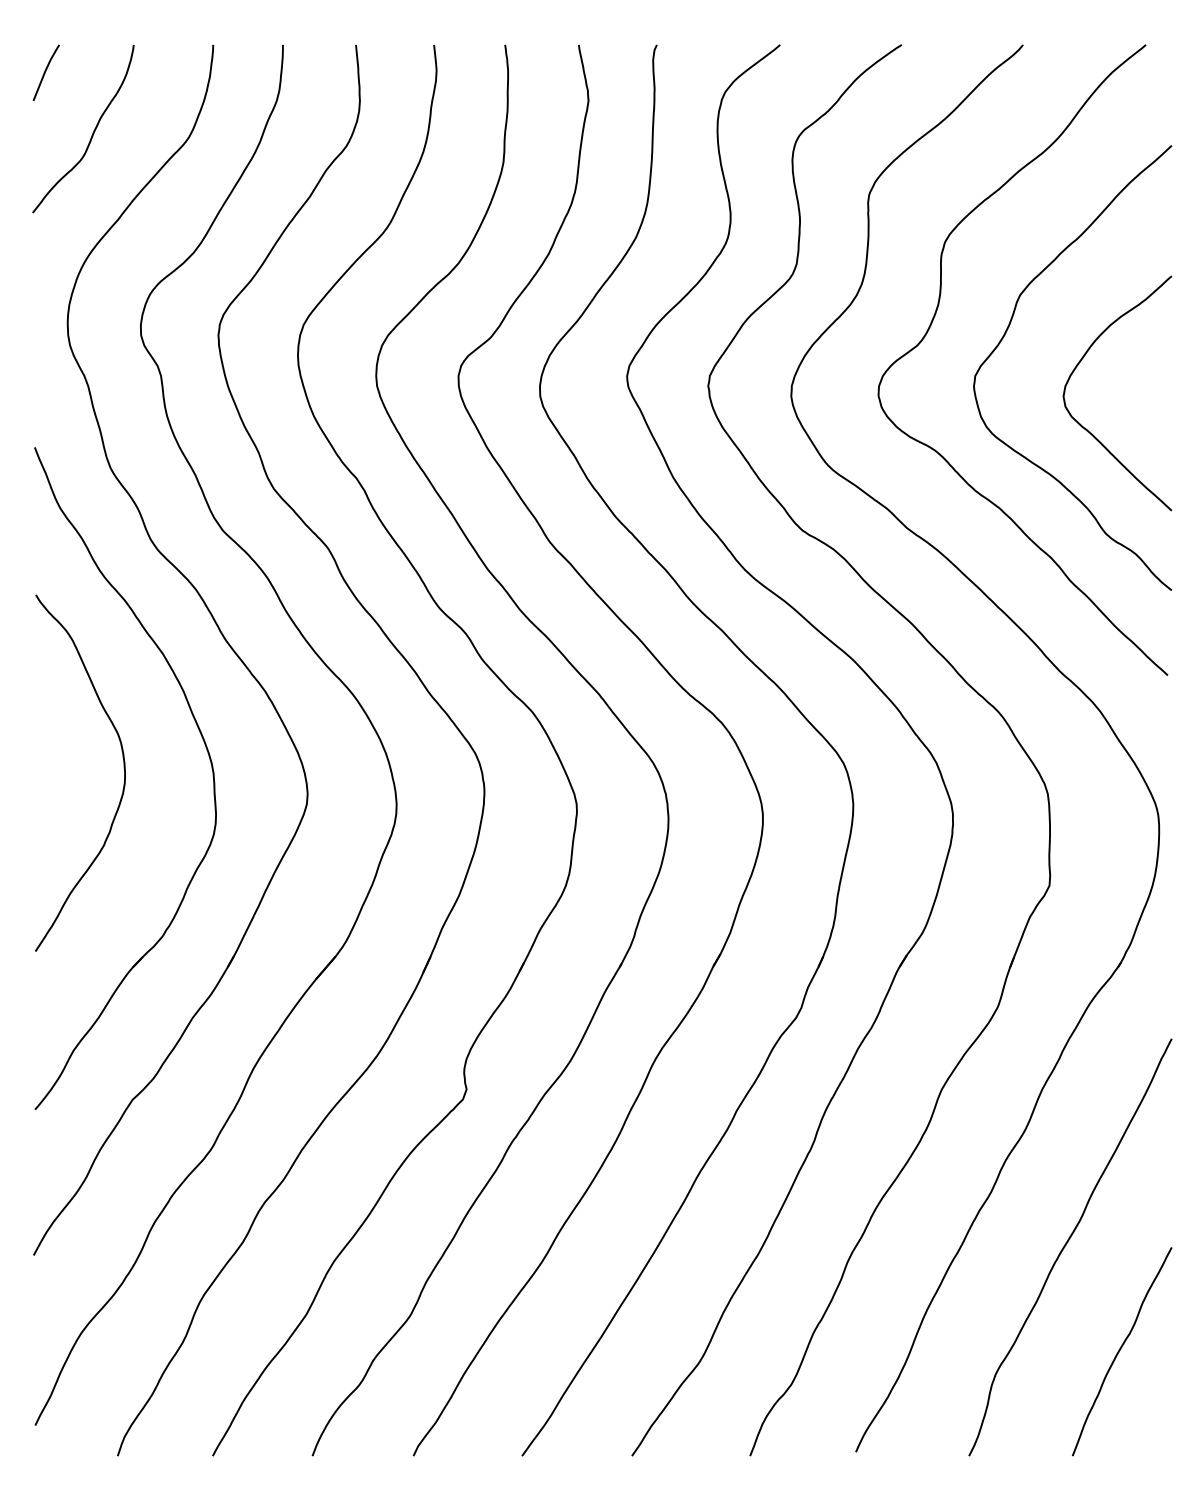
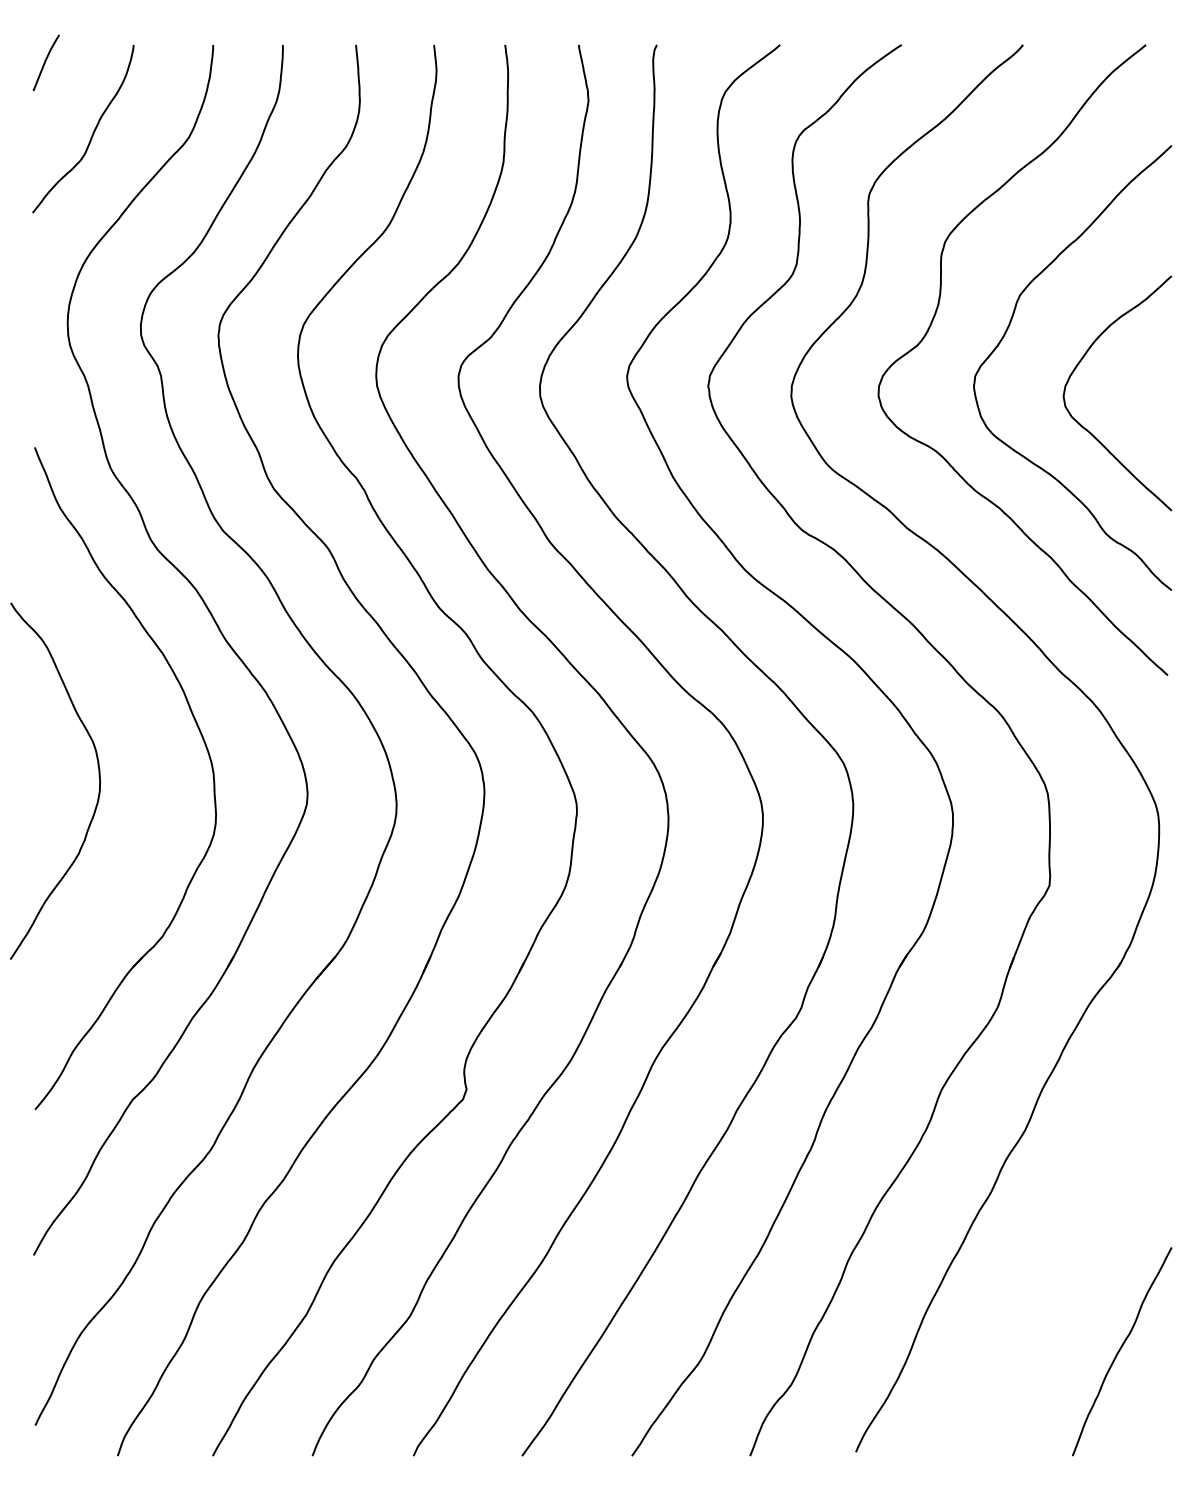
curve position: (45, 72) -> (45, 62) (45, 62)
curve position: (123, 768) -> (98, 776) (98, 776)
curve: present -> none (1066, 1245)
